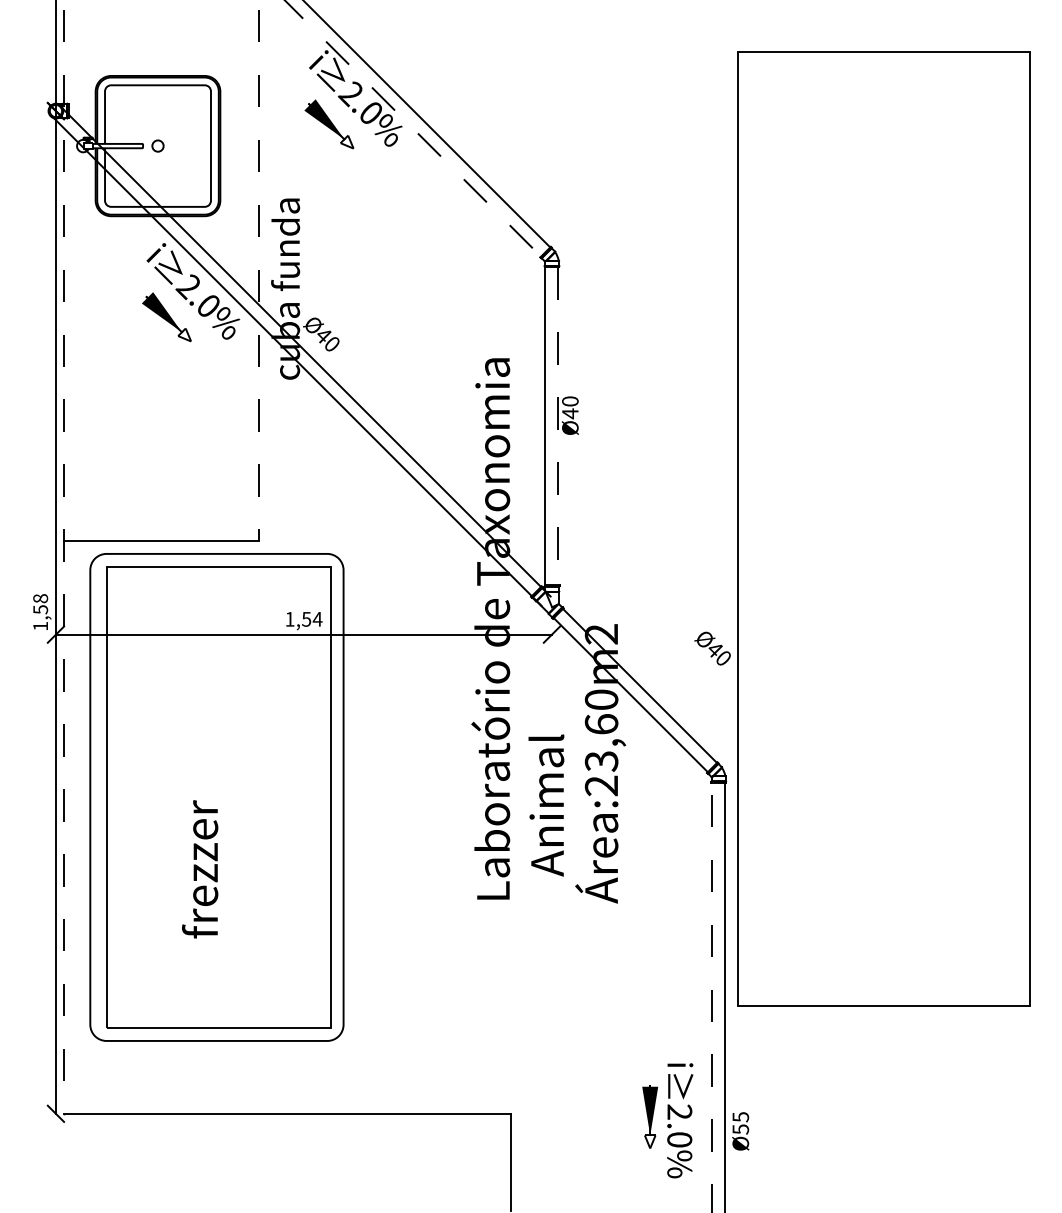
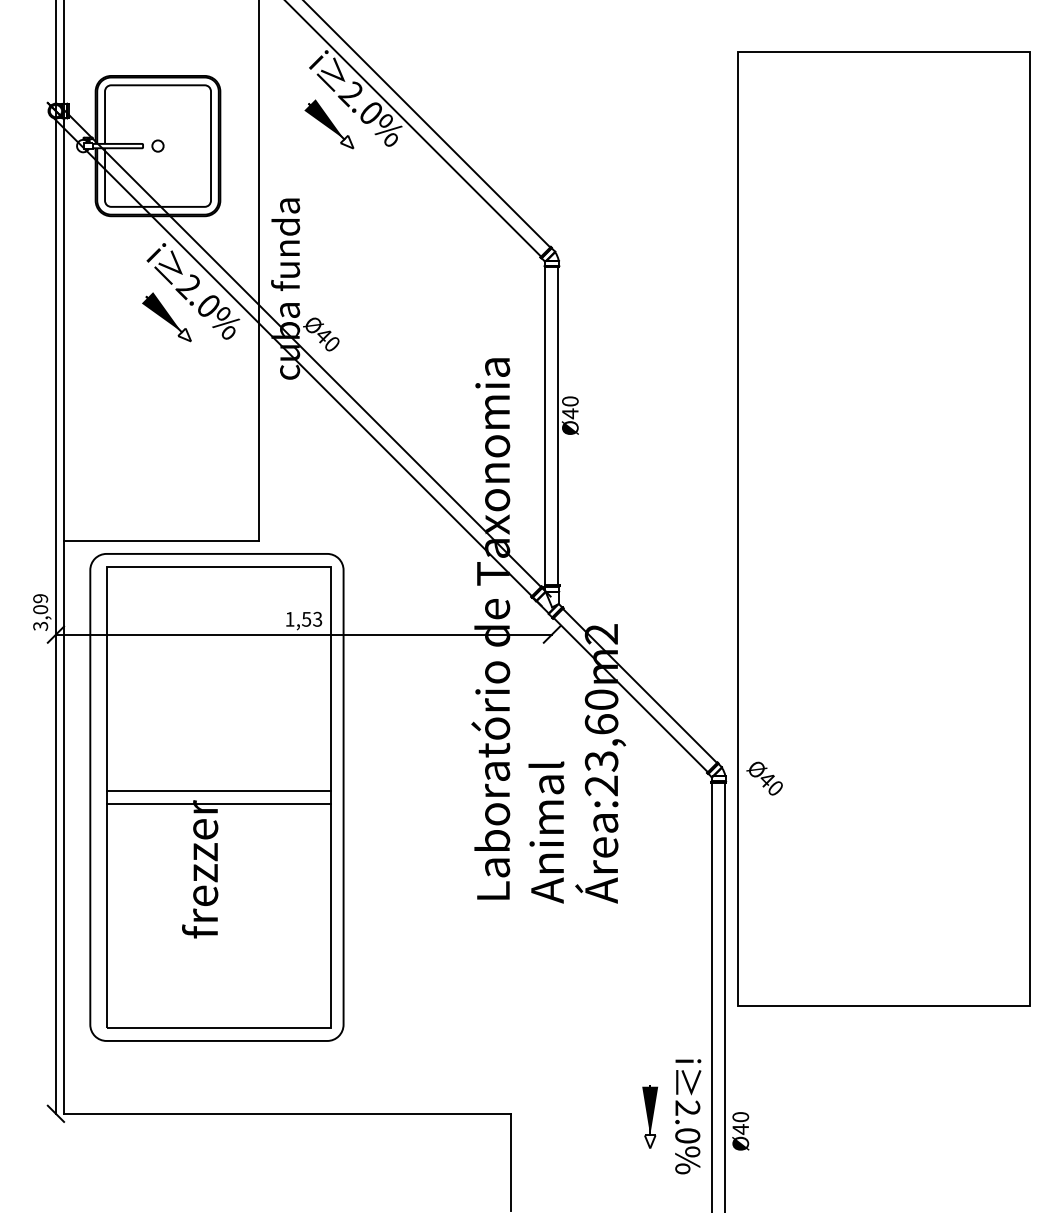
line: dashed -> solid (413, 128)
line: dashed -> solid (259, 271)
line: dashed -> solid (558, 426)
line: dashed -> solid (64, 556)
text: 1,58 -> 3,09 (40, 612)
text: 1,54 -> 1,53 (317, 618)
text position: (712, 648) -> (764, 778) (764, 778)
line: none -> present (218, 790)
line: none -> present (218, 803)
text position: (546, 805) -> (546, 832) (546, 832)
line: dashed -> solid (712, 997)
text position: (680, 1120) -> (688, 1116) (688, 1116)
text: Ø55 -> Ø40 (740, 1123)
